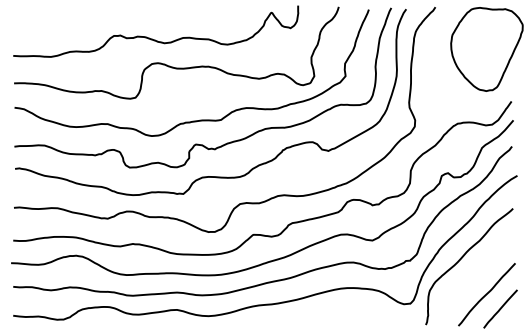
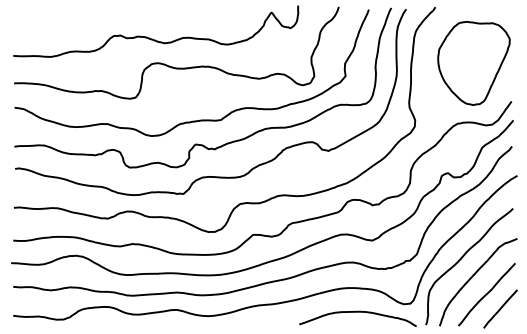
part position: (486, 49) -> (473, 63) (473, 63)
curve: none -> present (473, 276)
curve: none -> present (357, 312)
